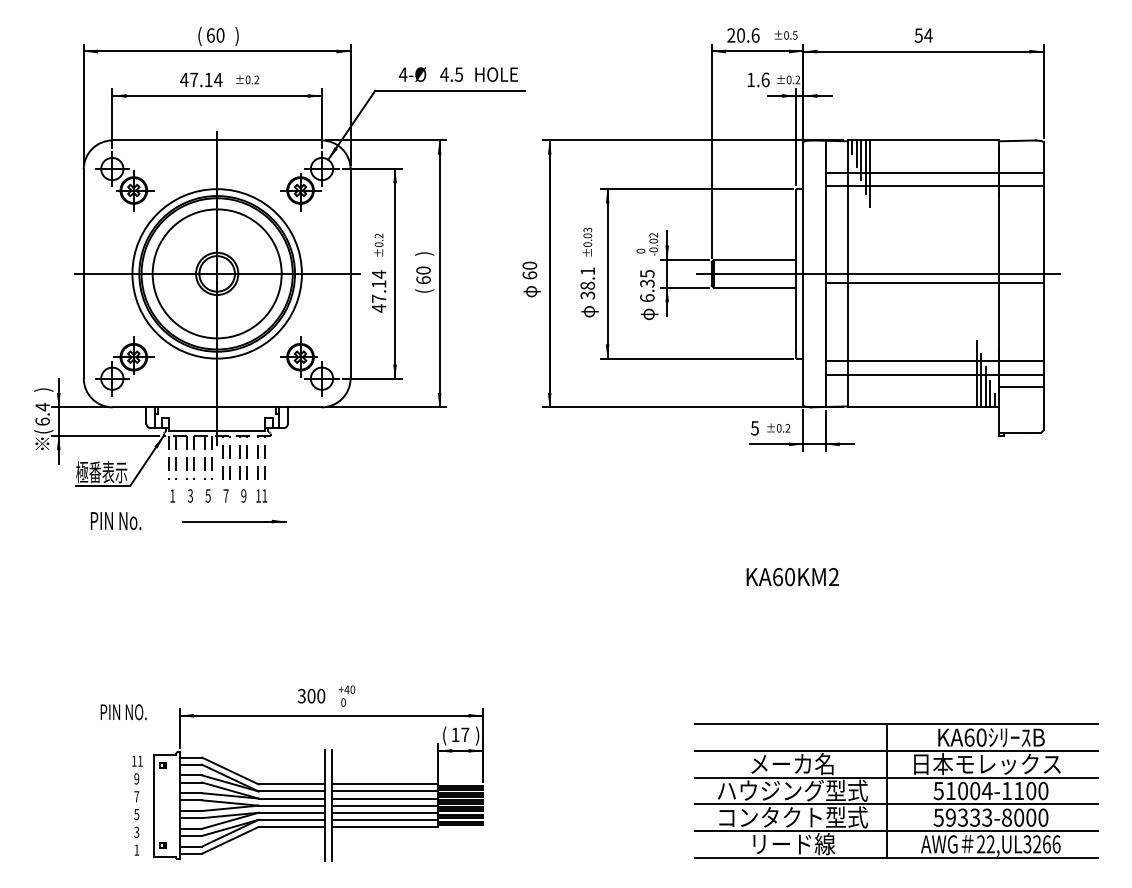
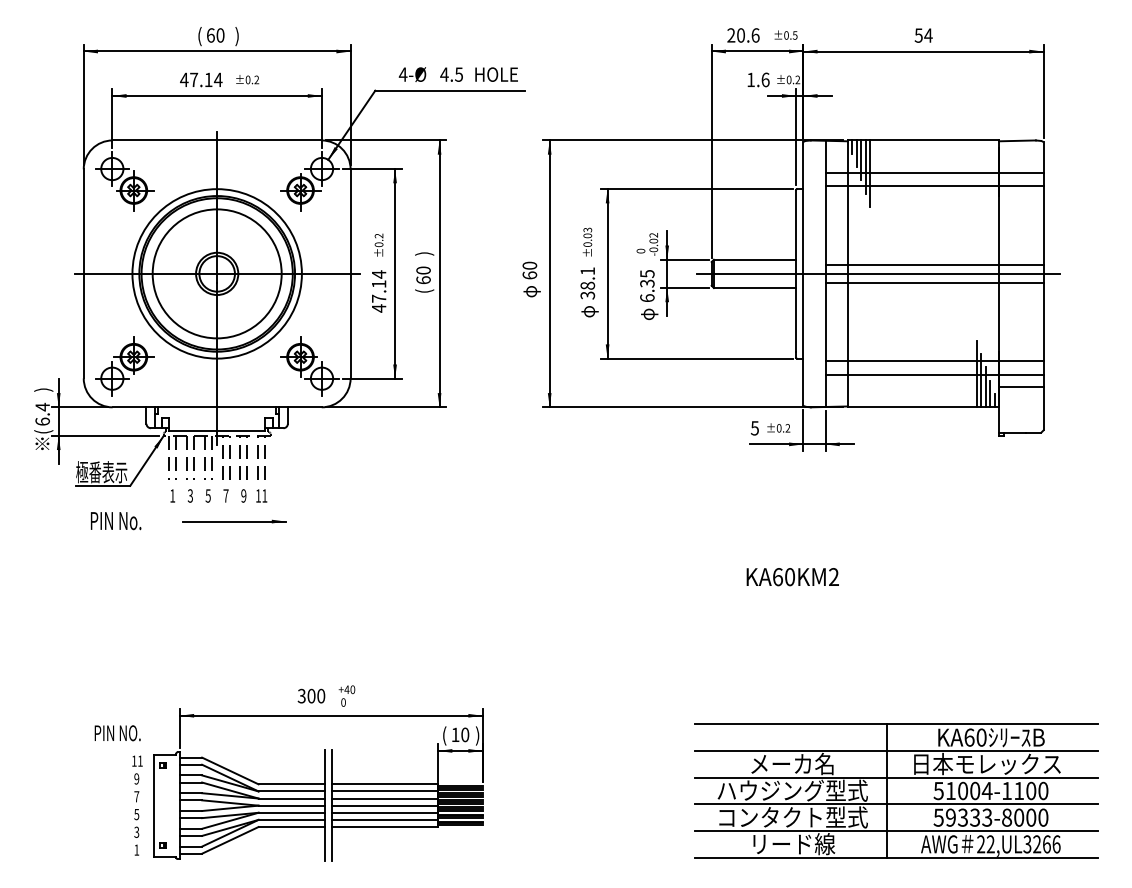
line: none -> present (934, 264)
text position: (123, 712) -> (117, 733) (117, 733)
text: 17 -> 10 (465, 734)
